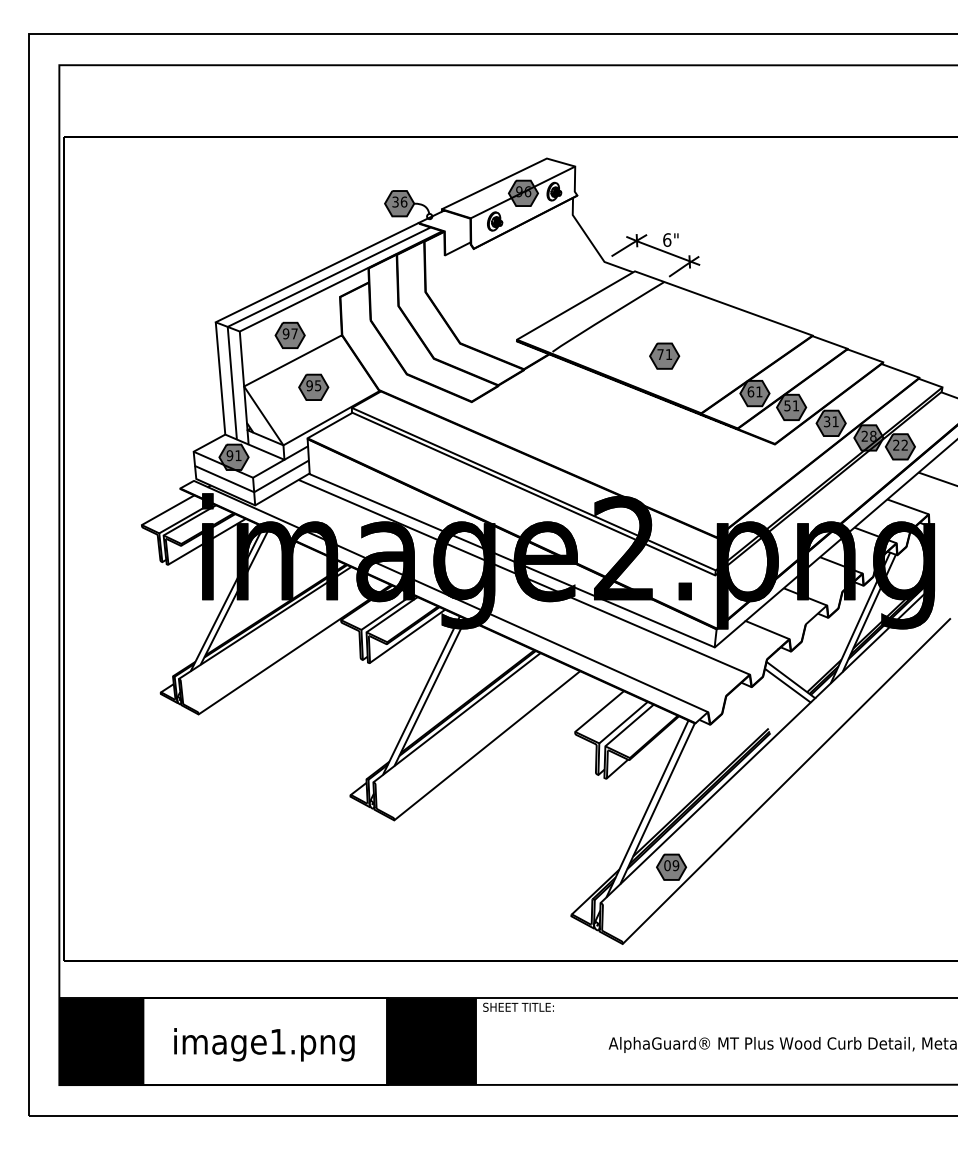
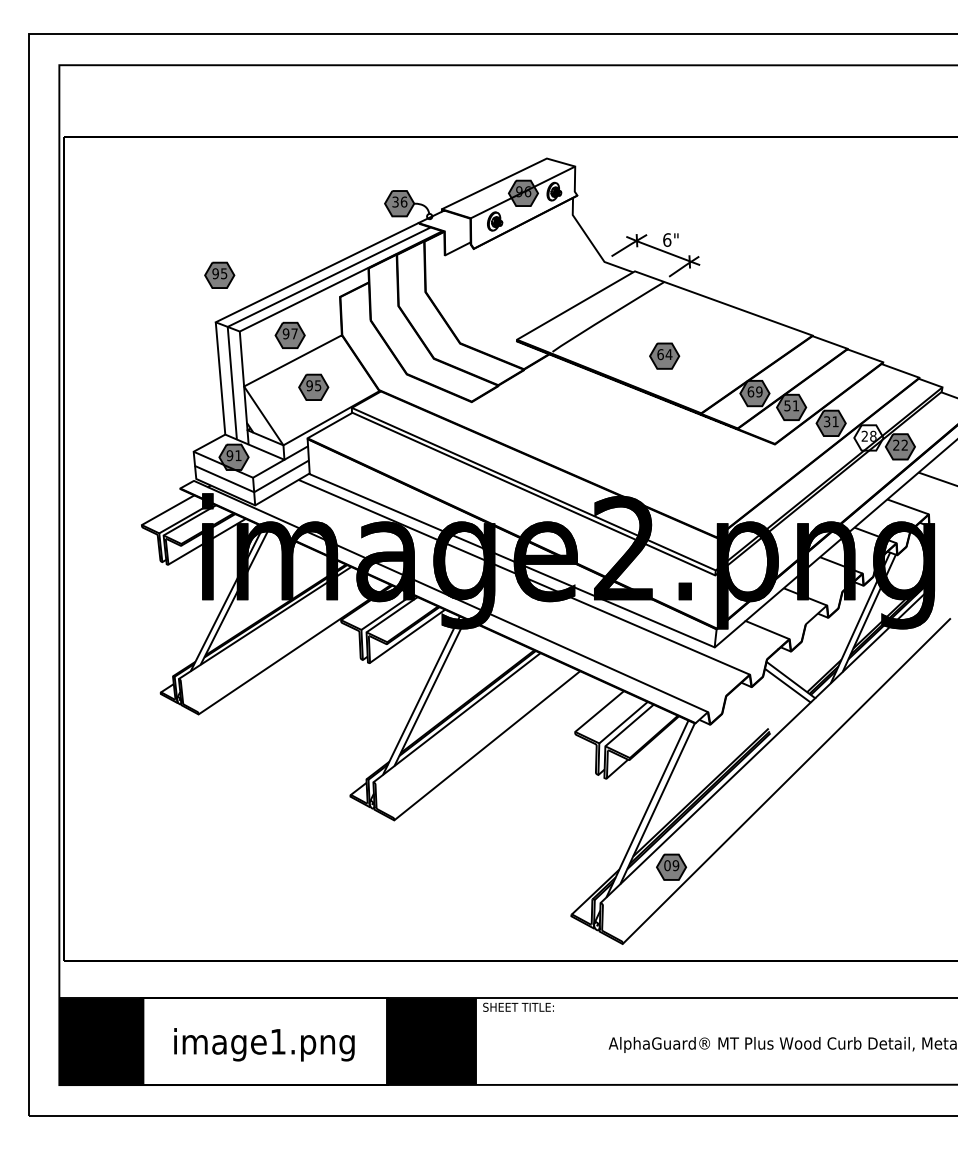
part: none -> present (219, 274)
text: 71 -> 64 (664, 354)
text: 61 -> 69 (759, 392)
fill: present -> none (868, 437)
